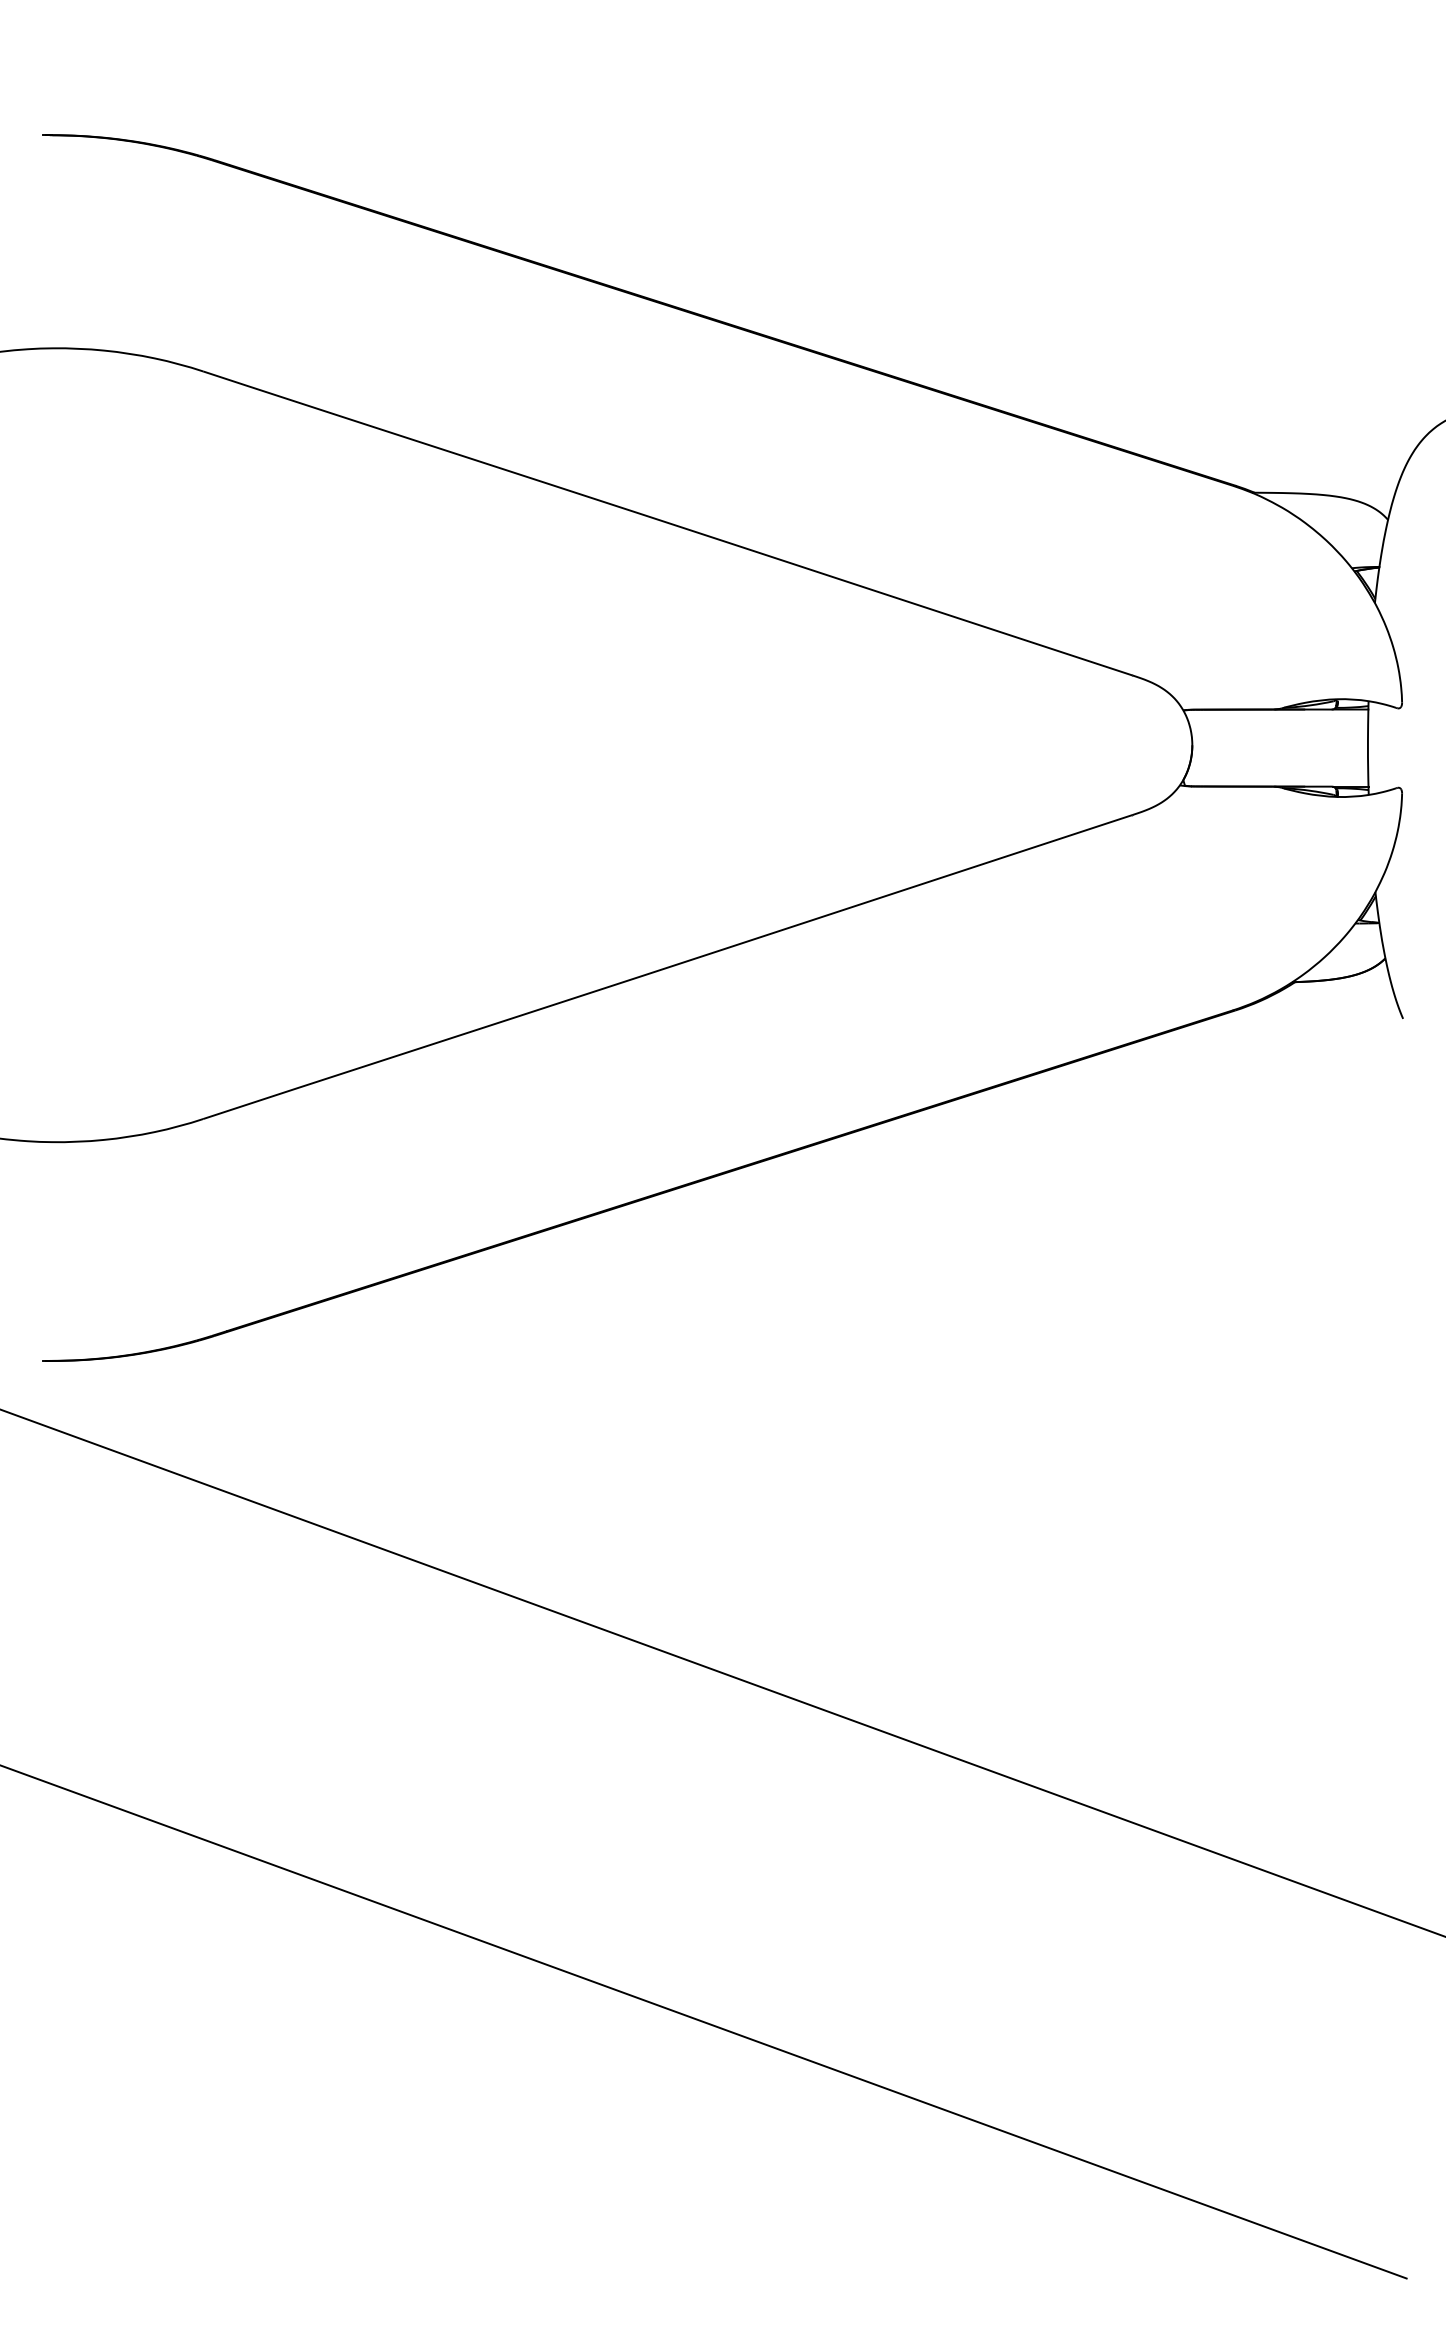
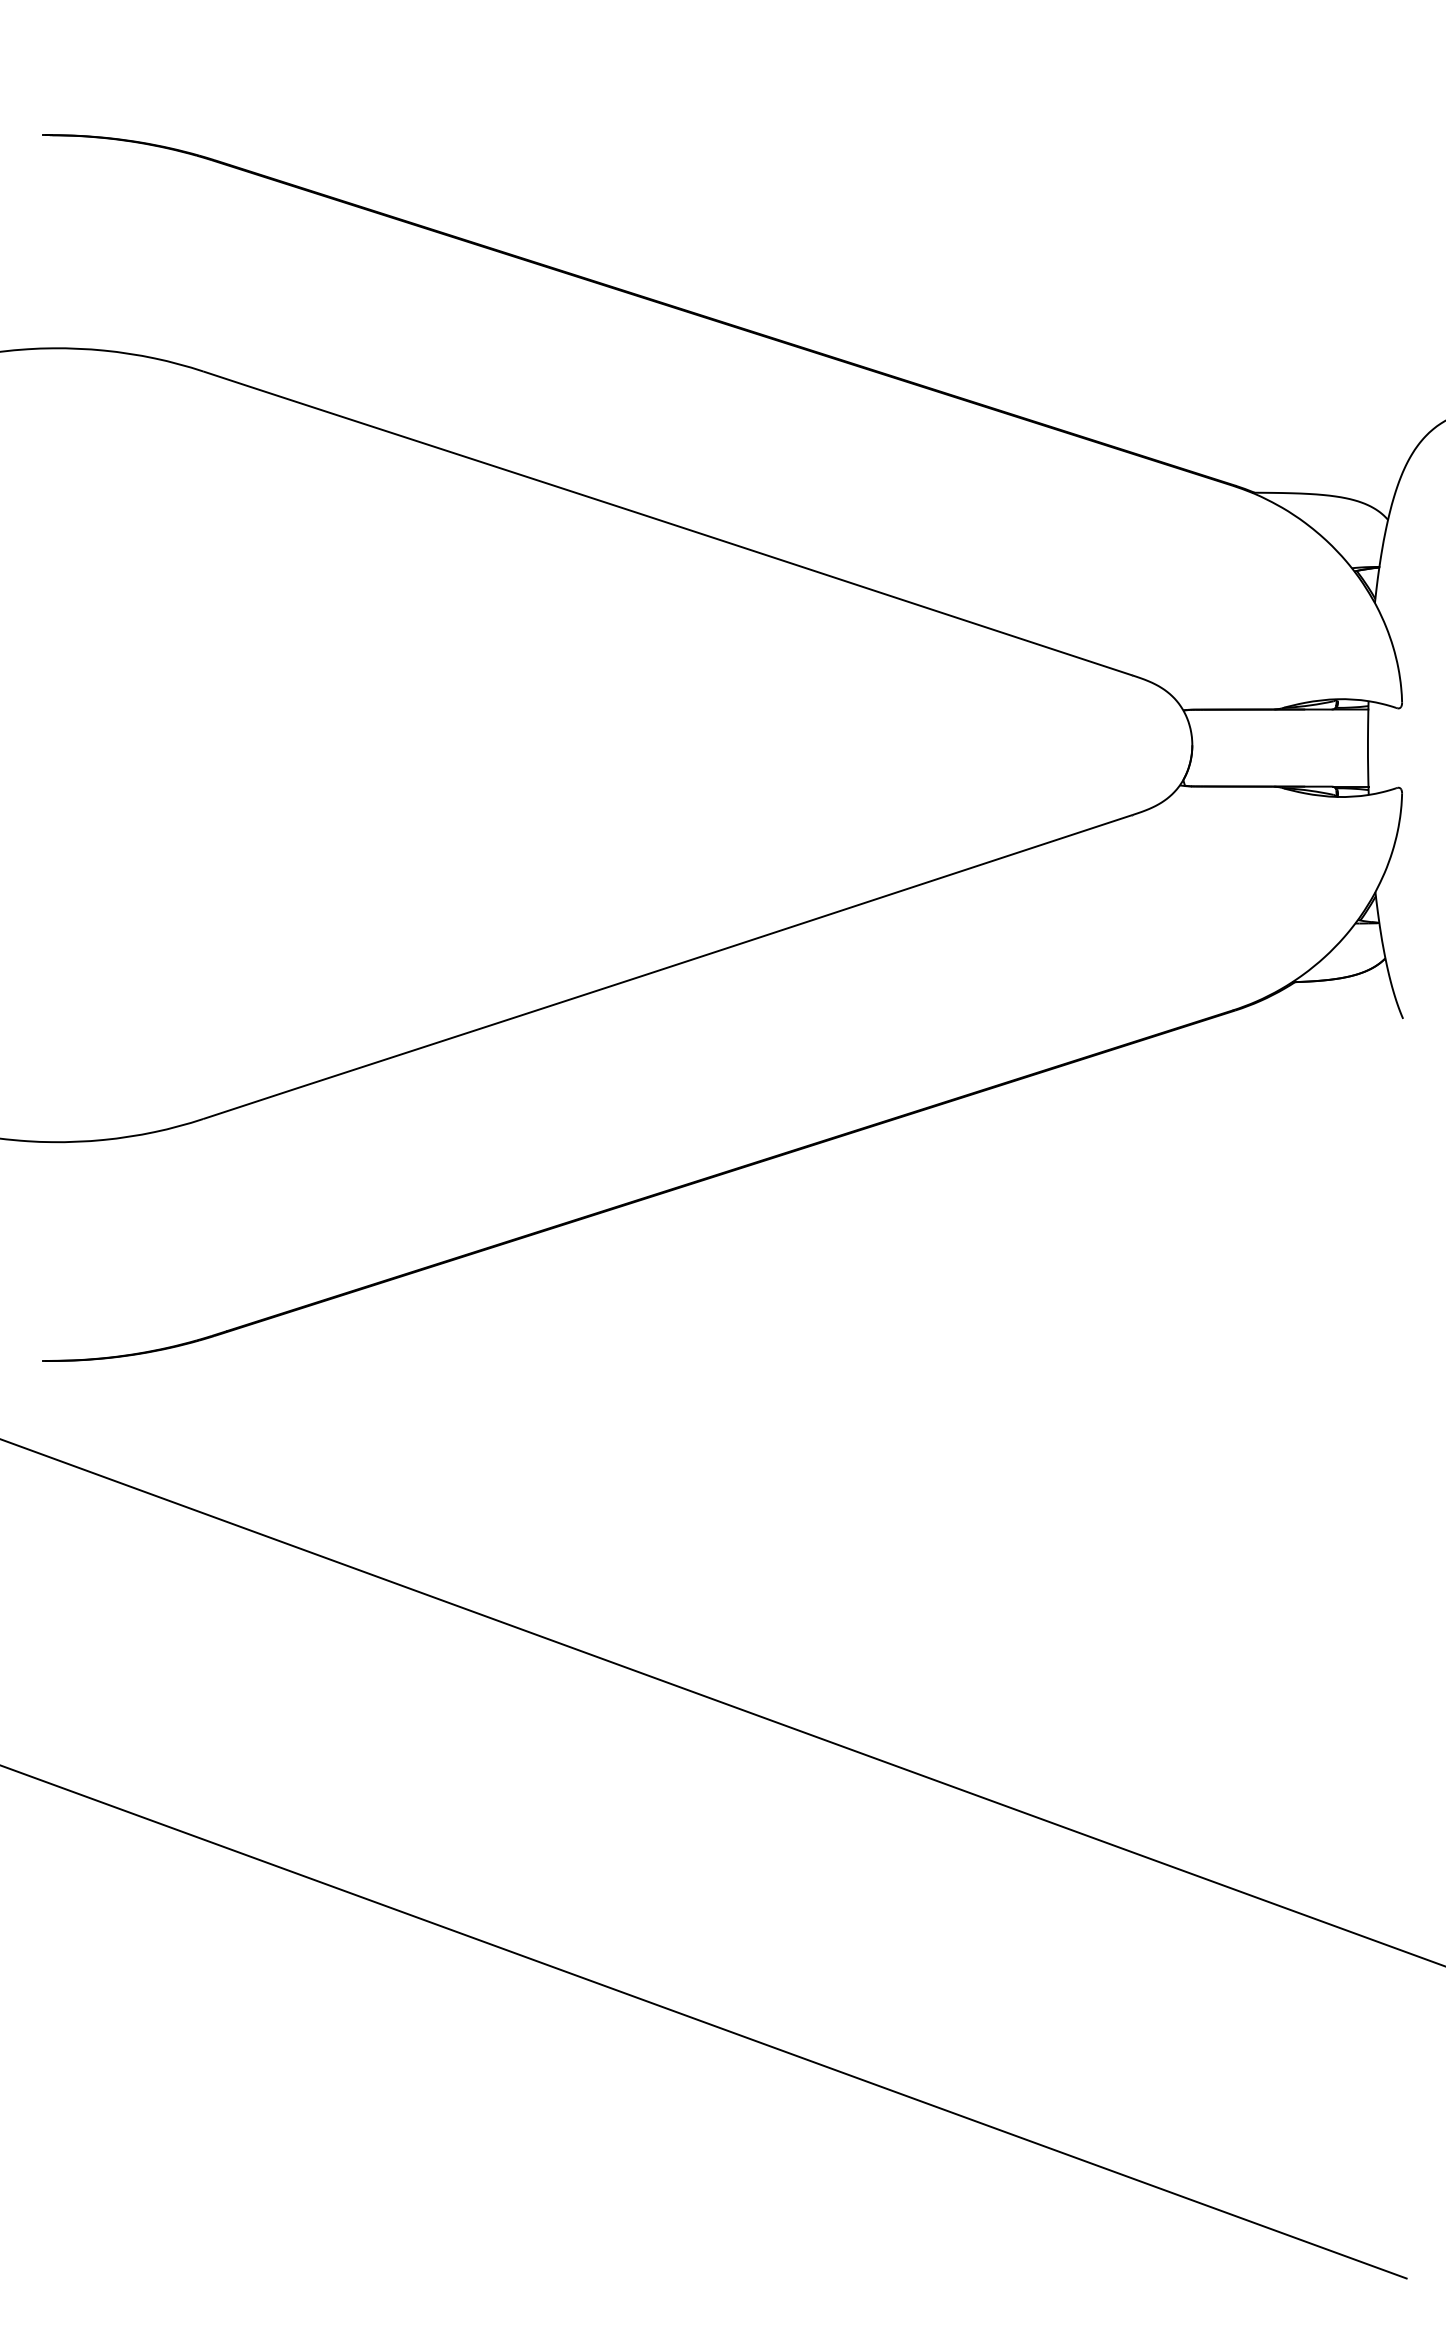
line position: (722, 1672) -> (722, 1702) (722, 1702)
